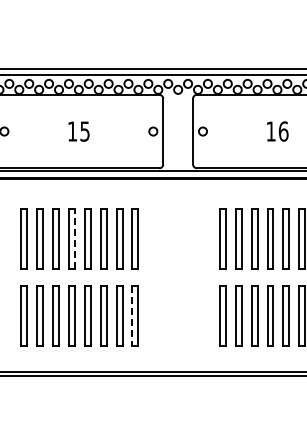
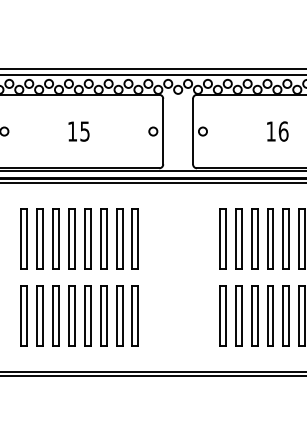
line: none -> present (152, 183)
line: dashed -> solid (74, 238)
line: dashed -> solid (132, 316)
